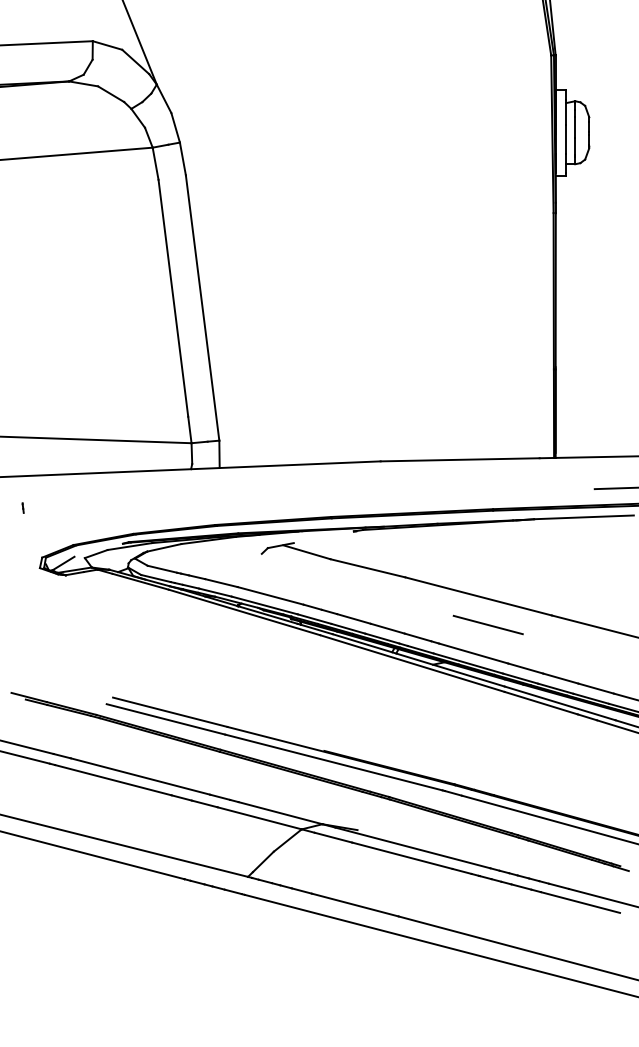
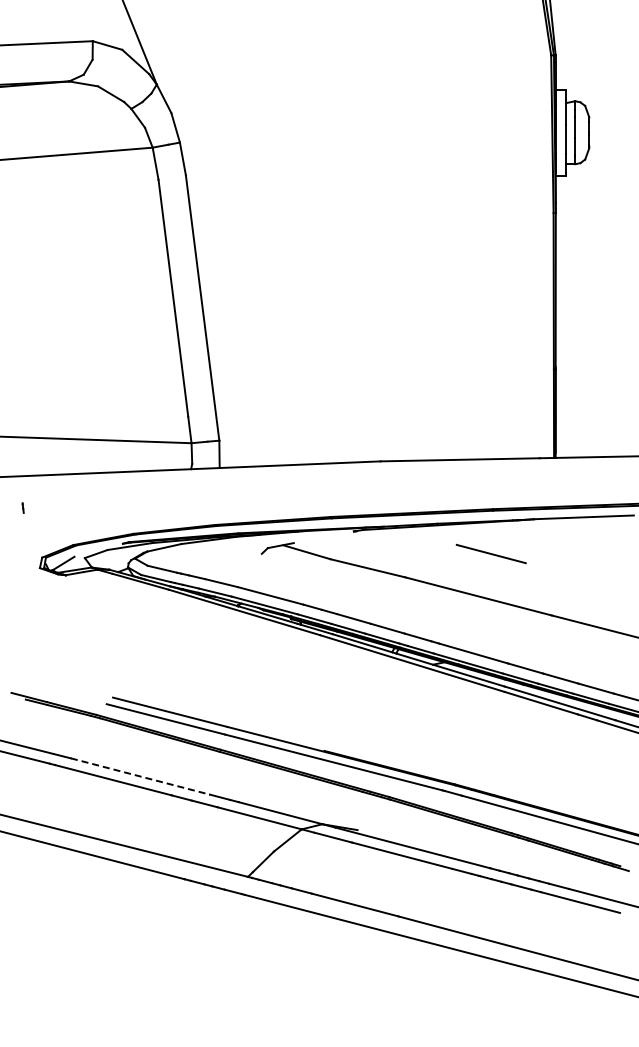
line: present -> none (614, 488)
line position: (487, 624) -> (490, 553) (490, 553)
line: solid -> dashed (140, 776)
